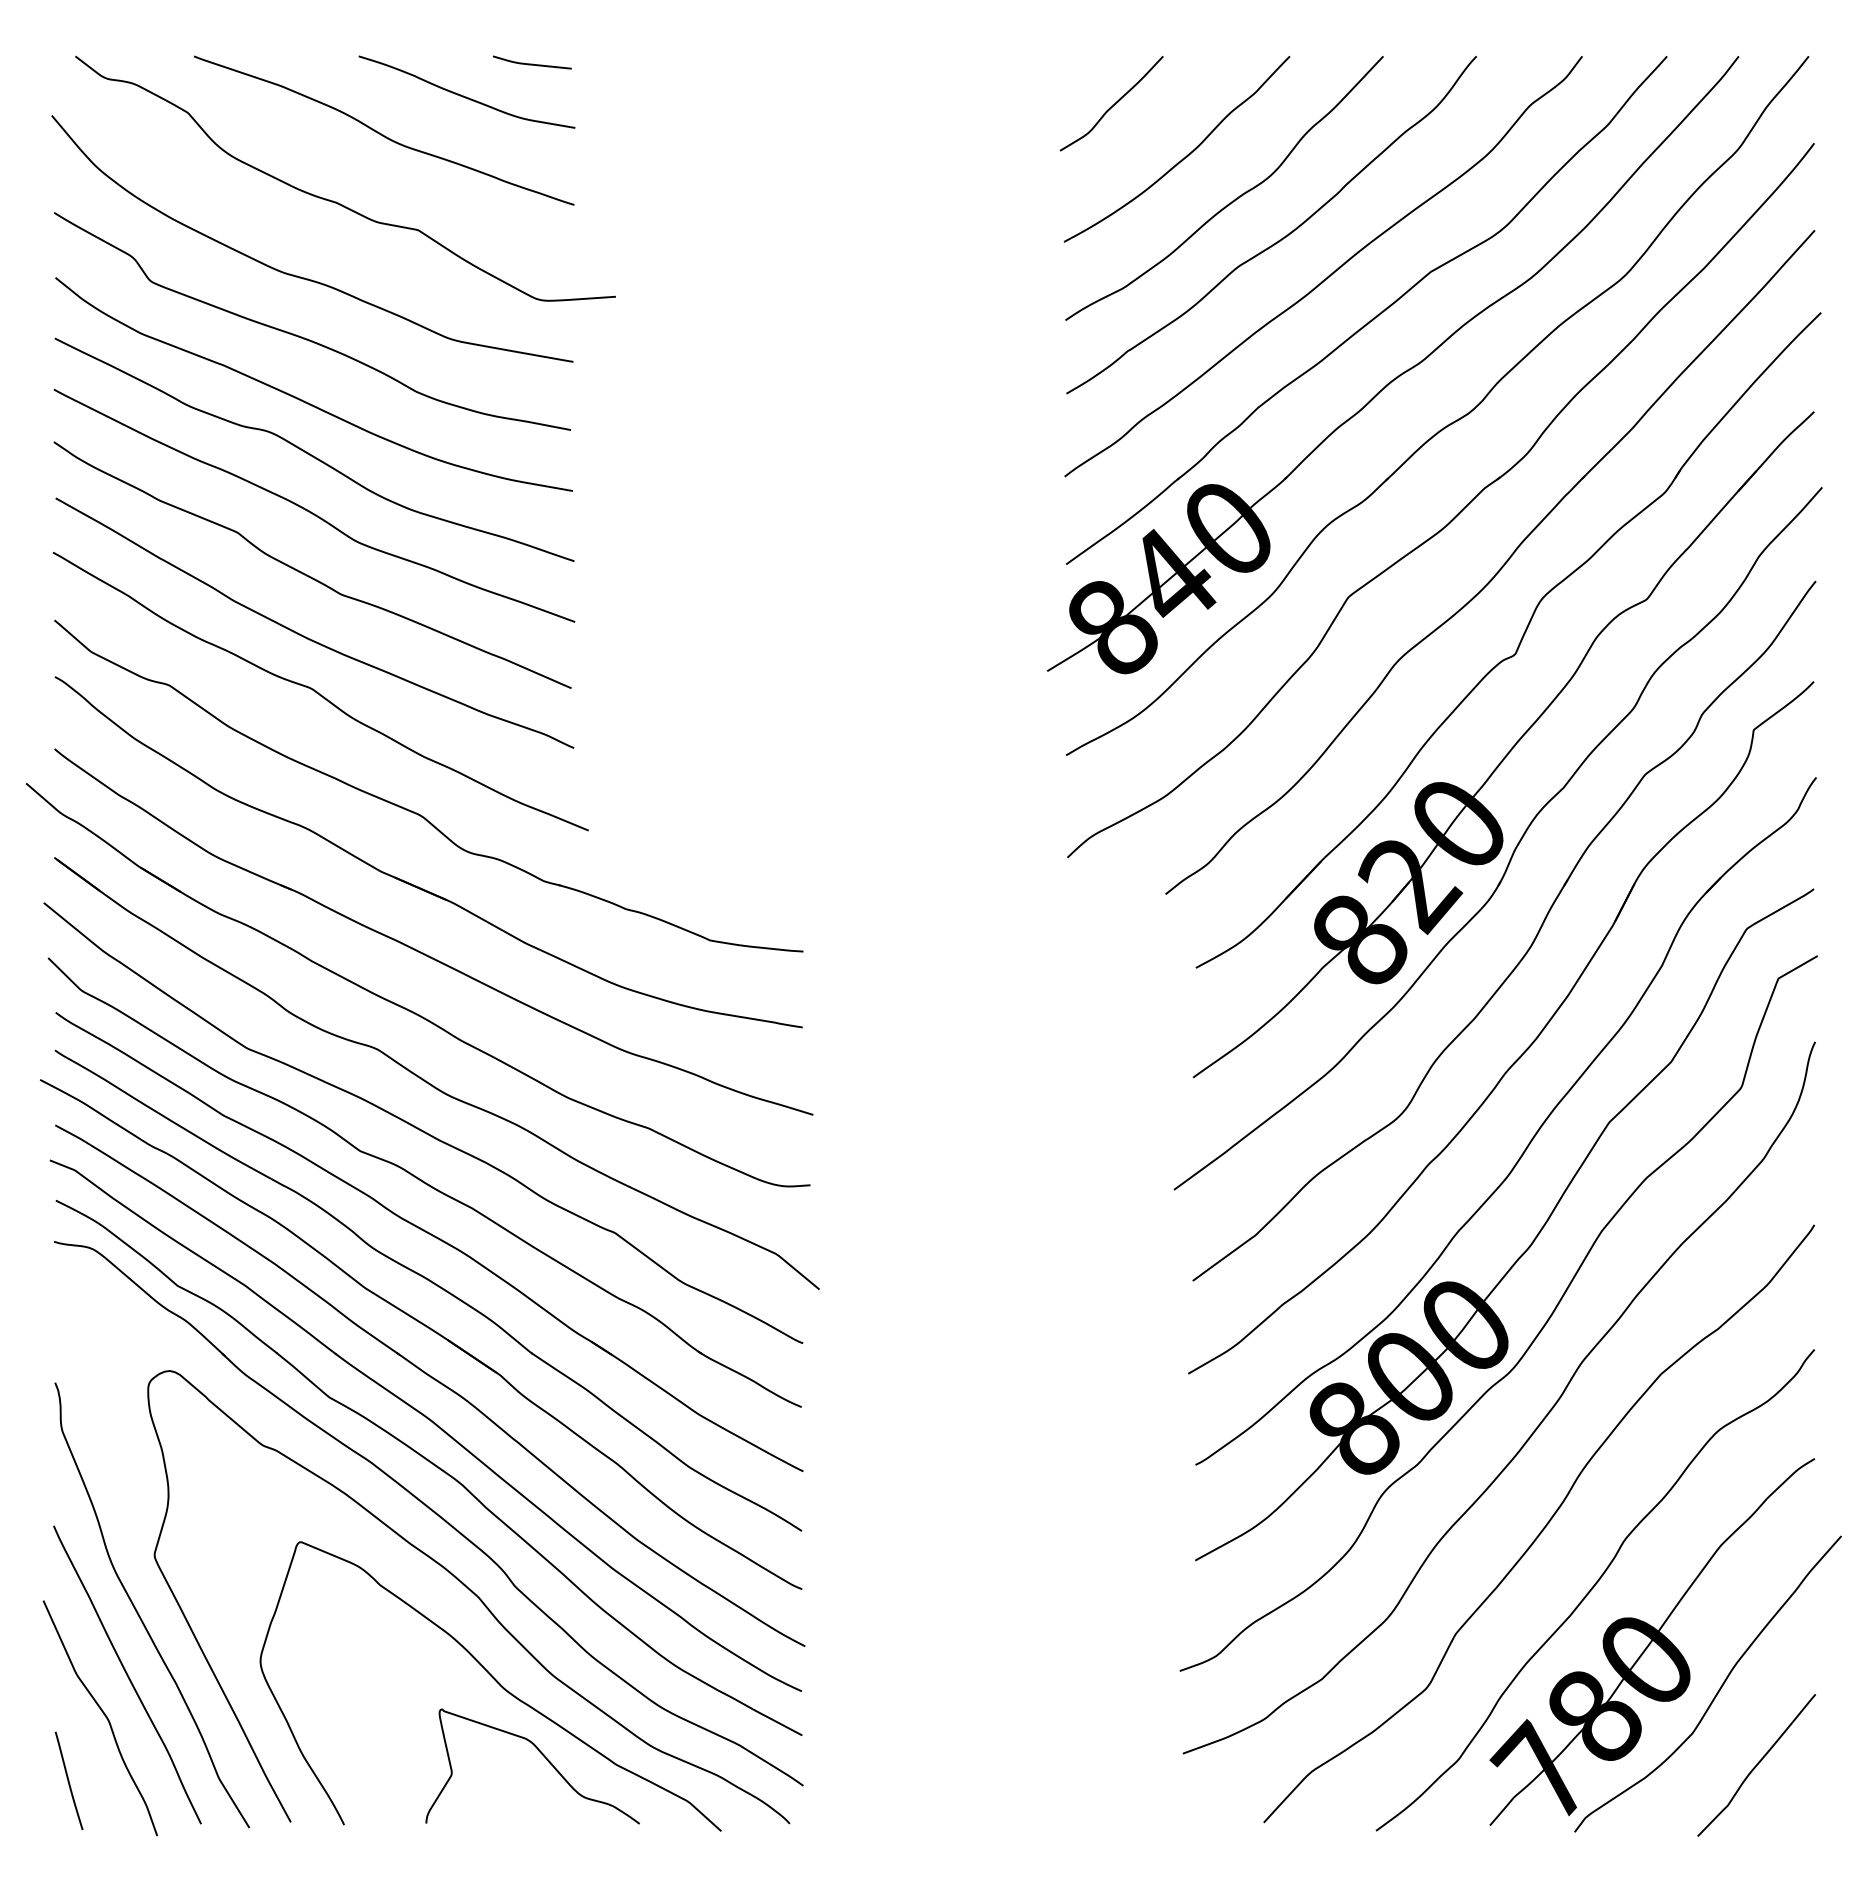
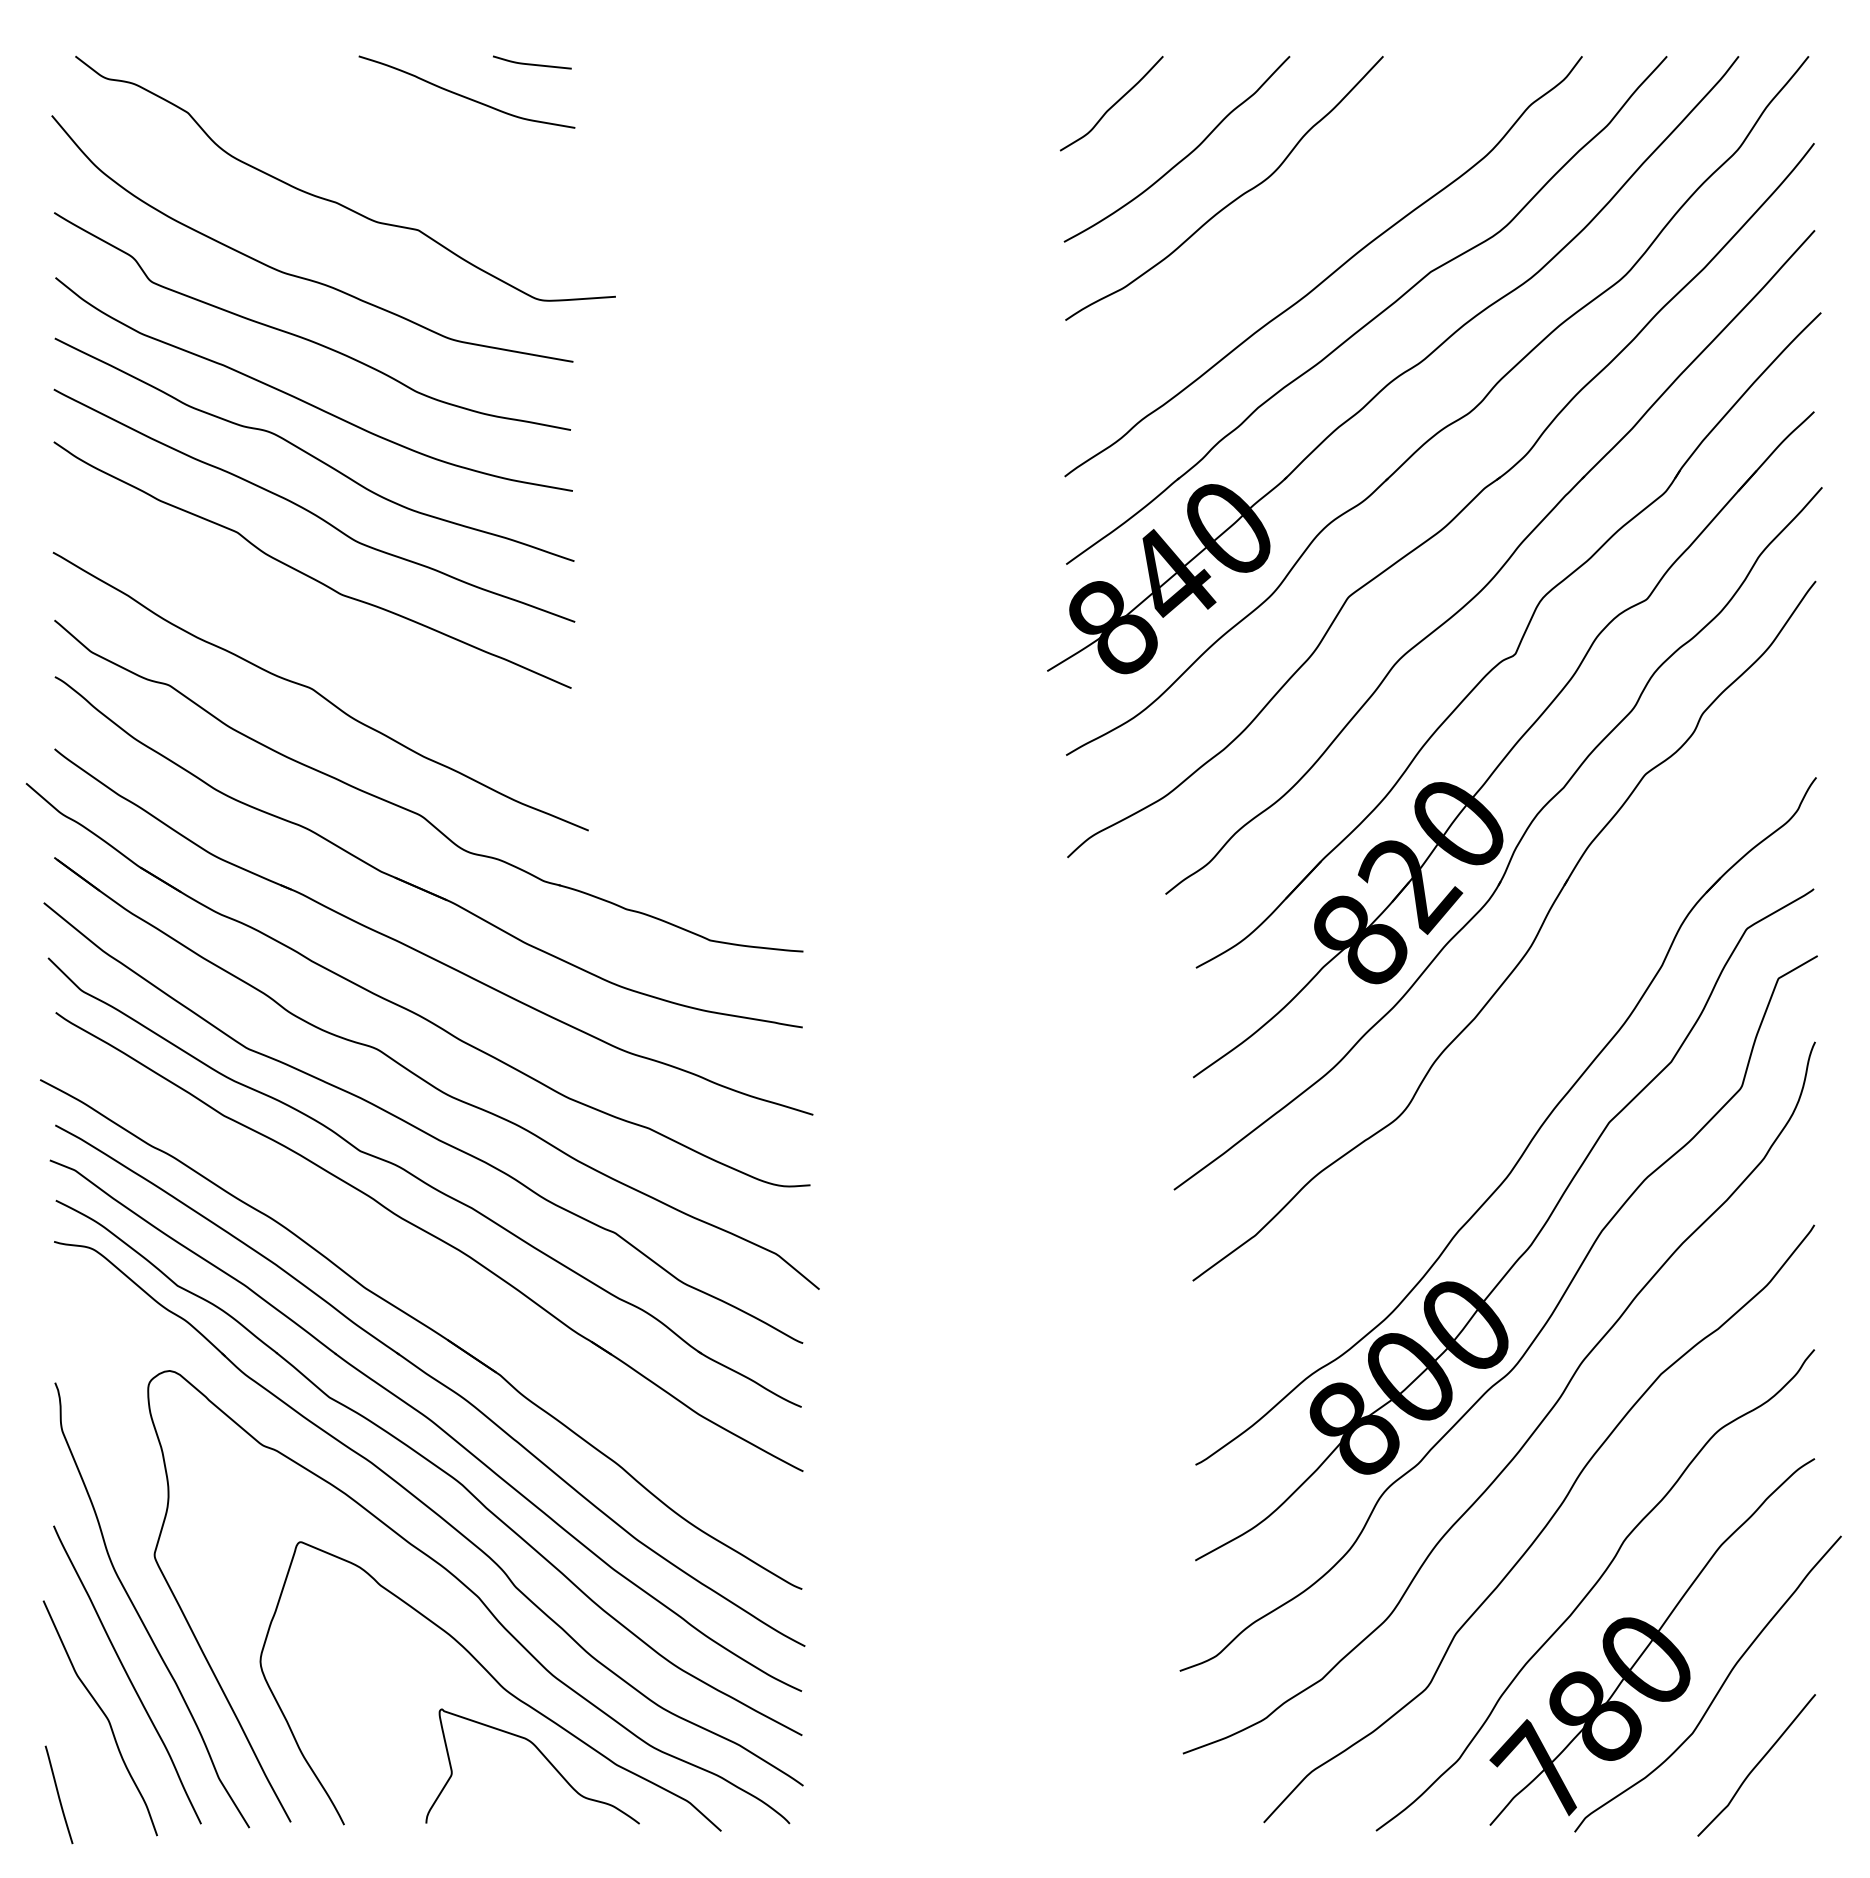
curve: present -> none (383, 134)
curve: present -> none (1279, 239)
curve: present -> none (306, 636)
part: present -> none (1524, 1050)
part: present -> none (433, 1284)
line position: (68, 1780) -> (58, 1794) (58, 1794)
